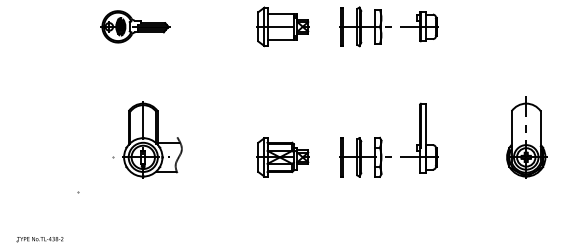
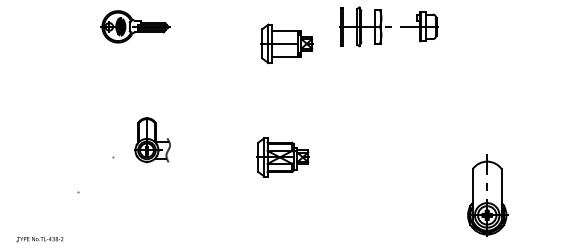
part position: (282, 26) -> (286, 43) (286, 43)
part position: (526, 137) -> (487, 195) (487, 195)
part size: 61x78 px -> 37x47 px (152, 140)
part: present -> none (382, 140)
